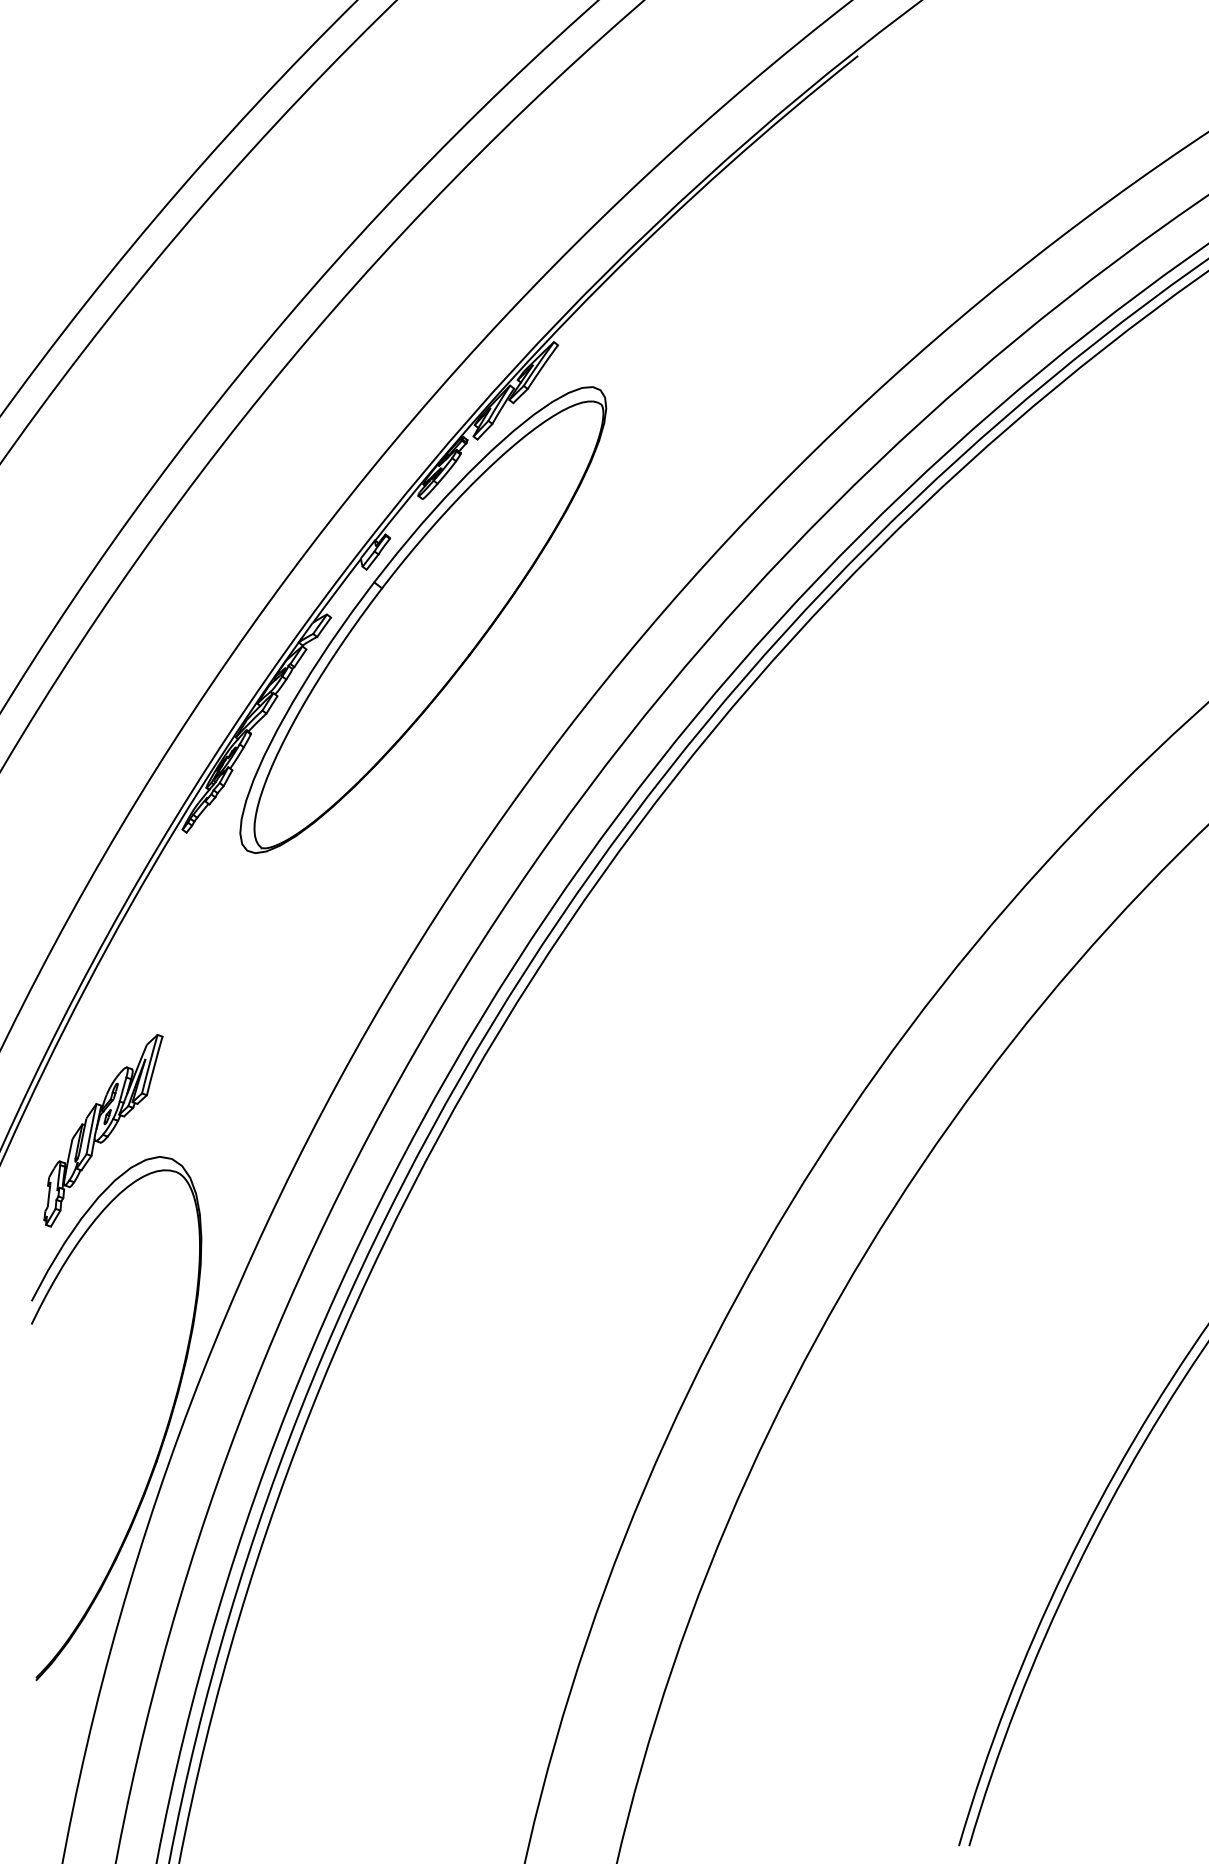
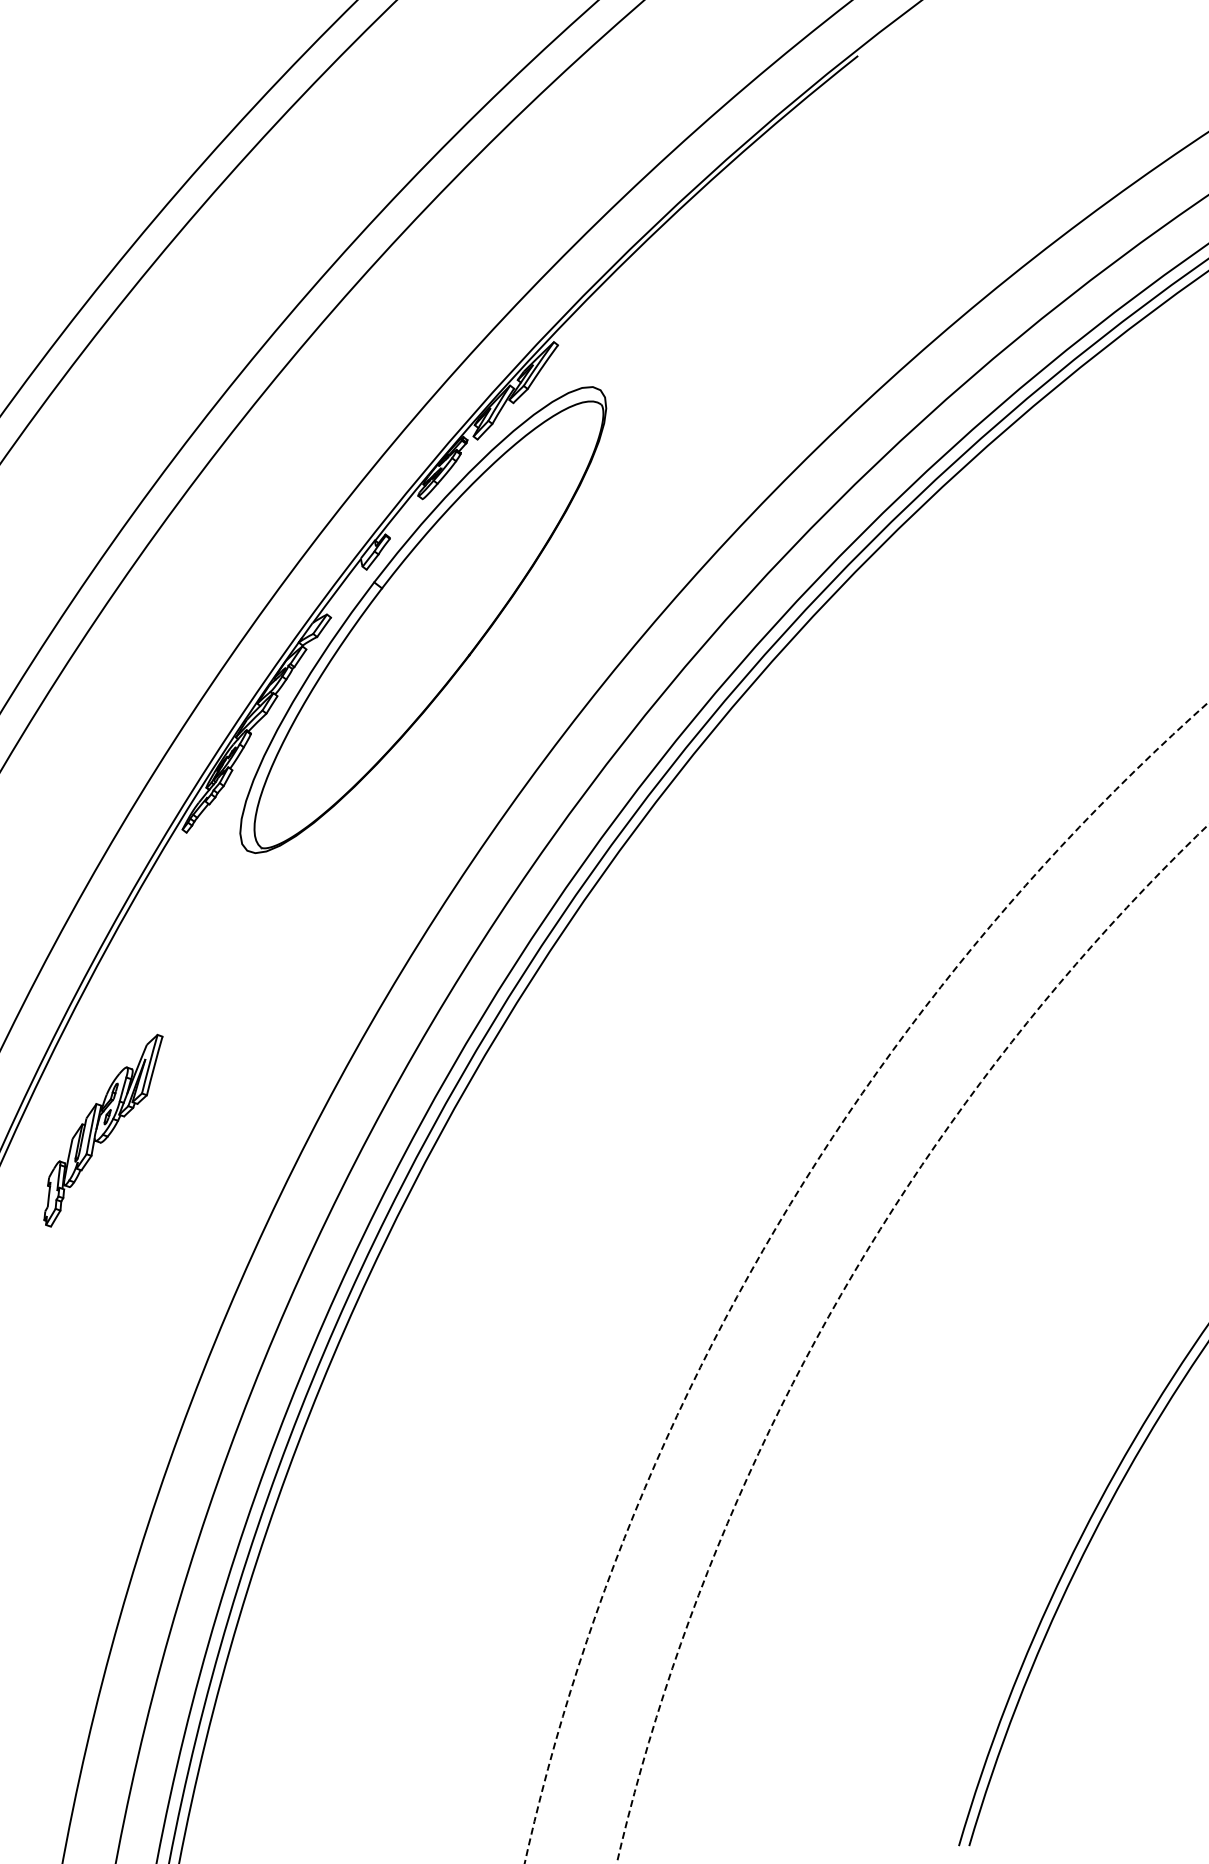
circle: solid -> dashed (866, 1282)
circle: solid -> dashed (912, 1343)
part: present -> none (163, 1435)
